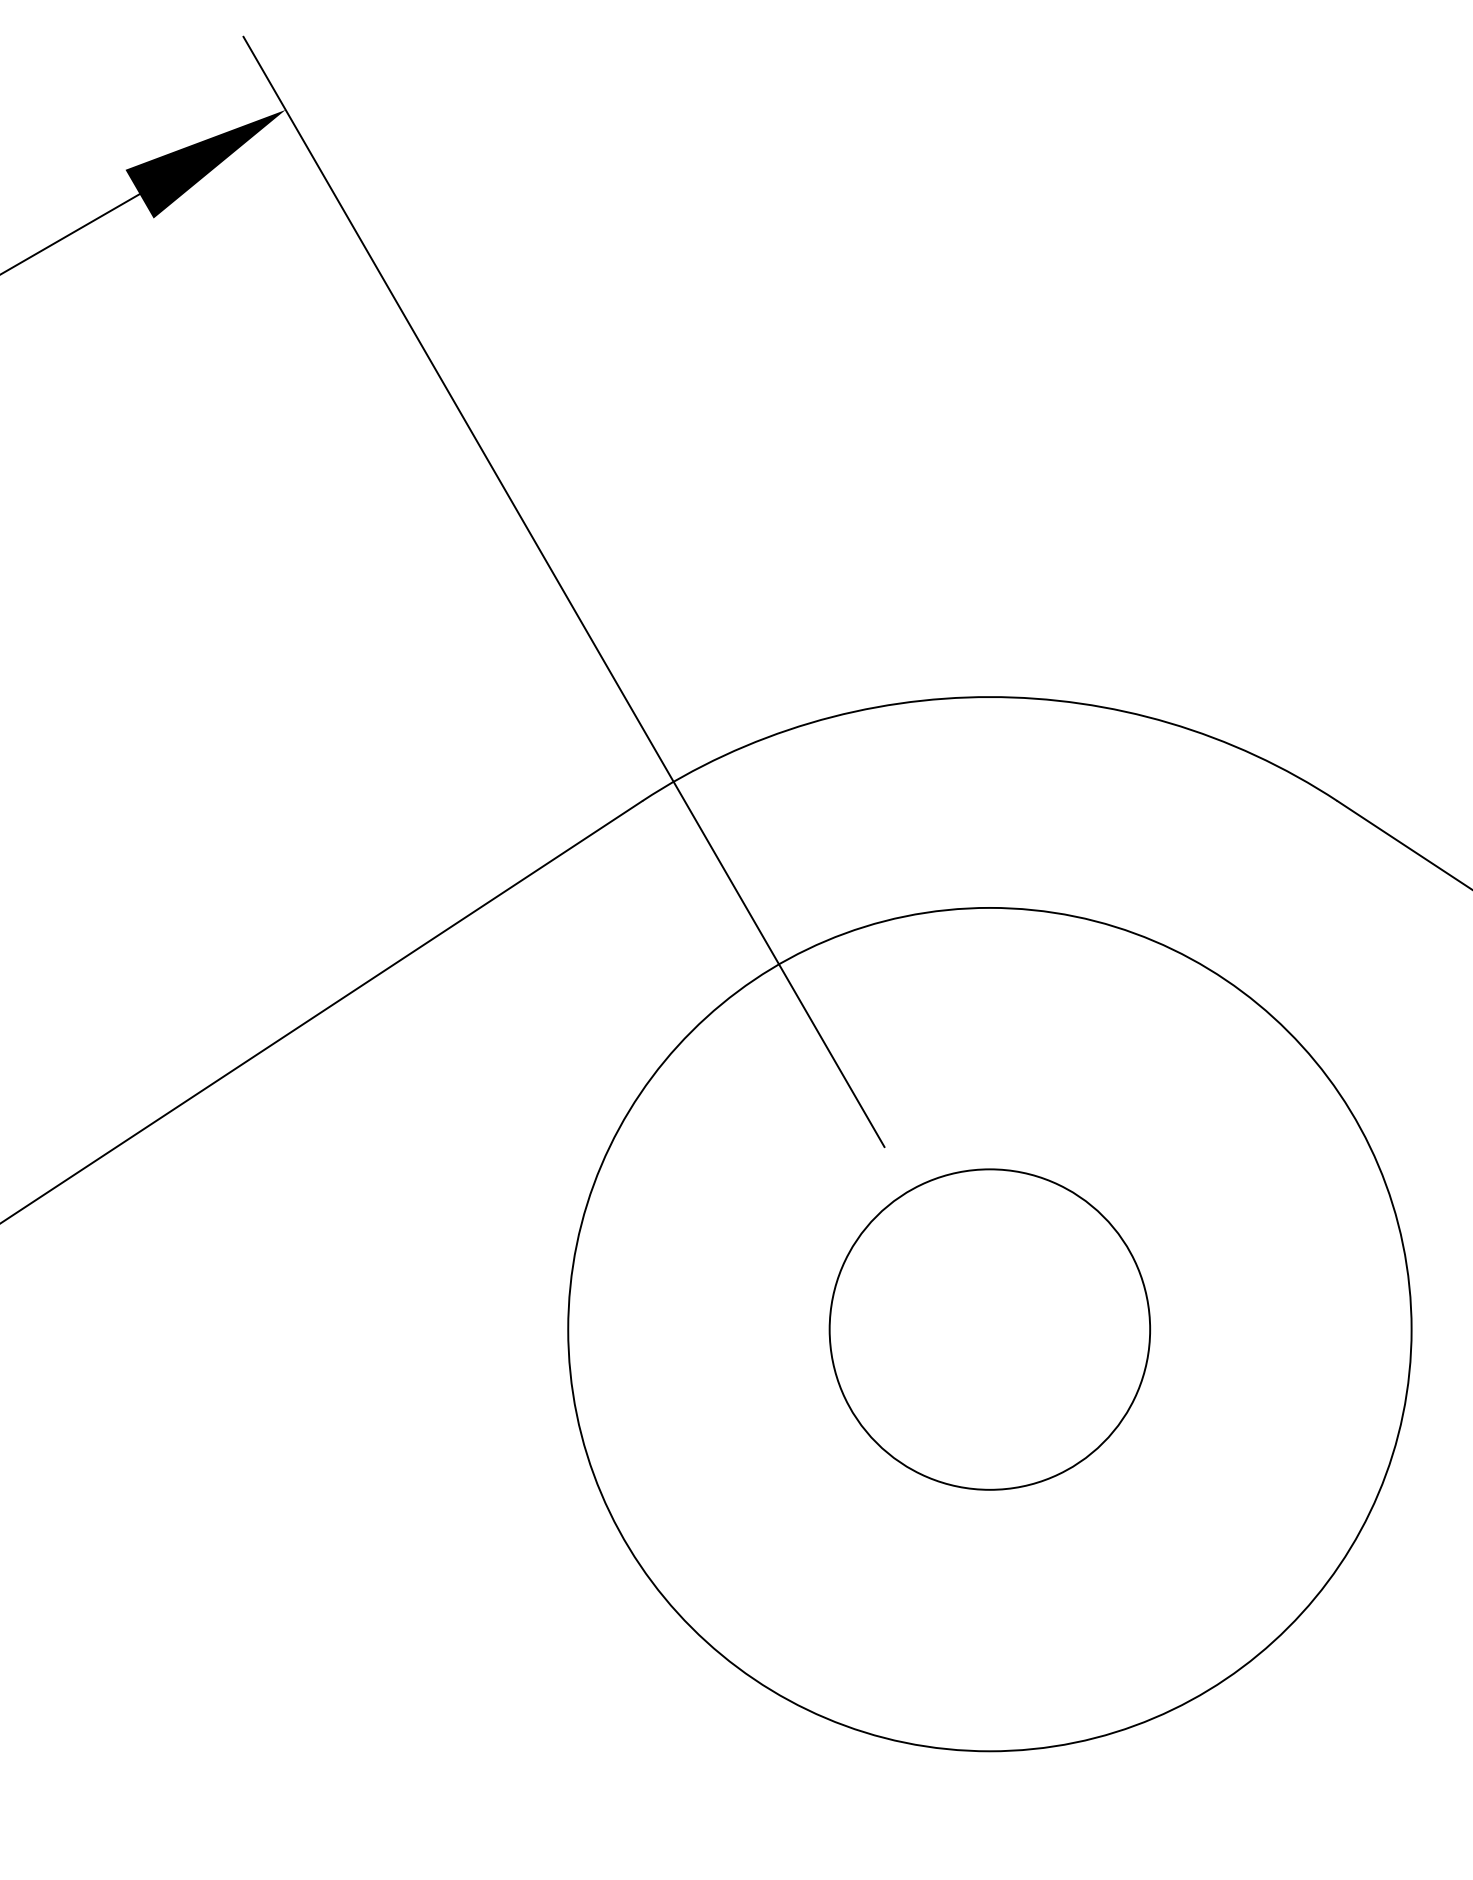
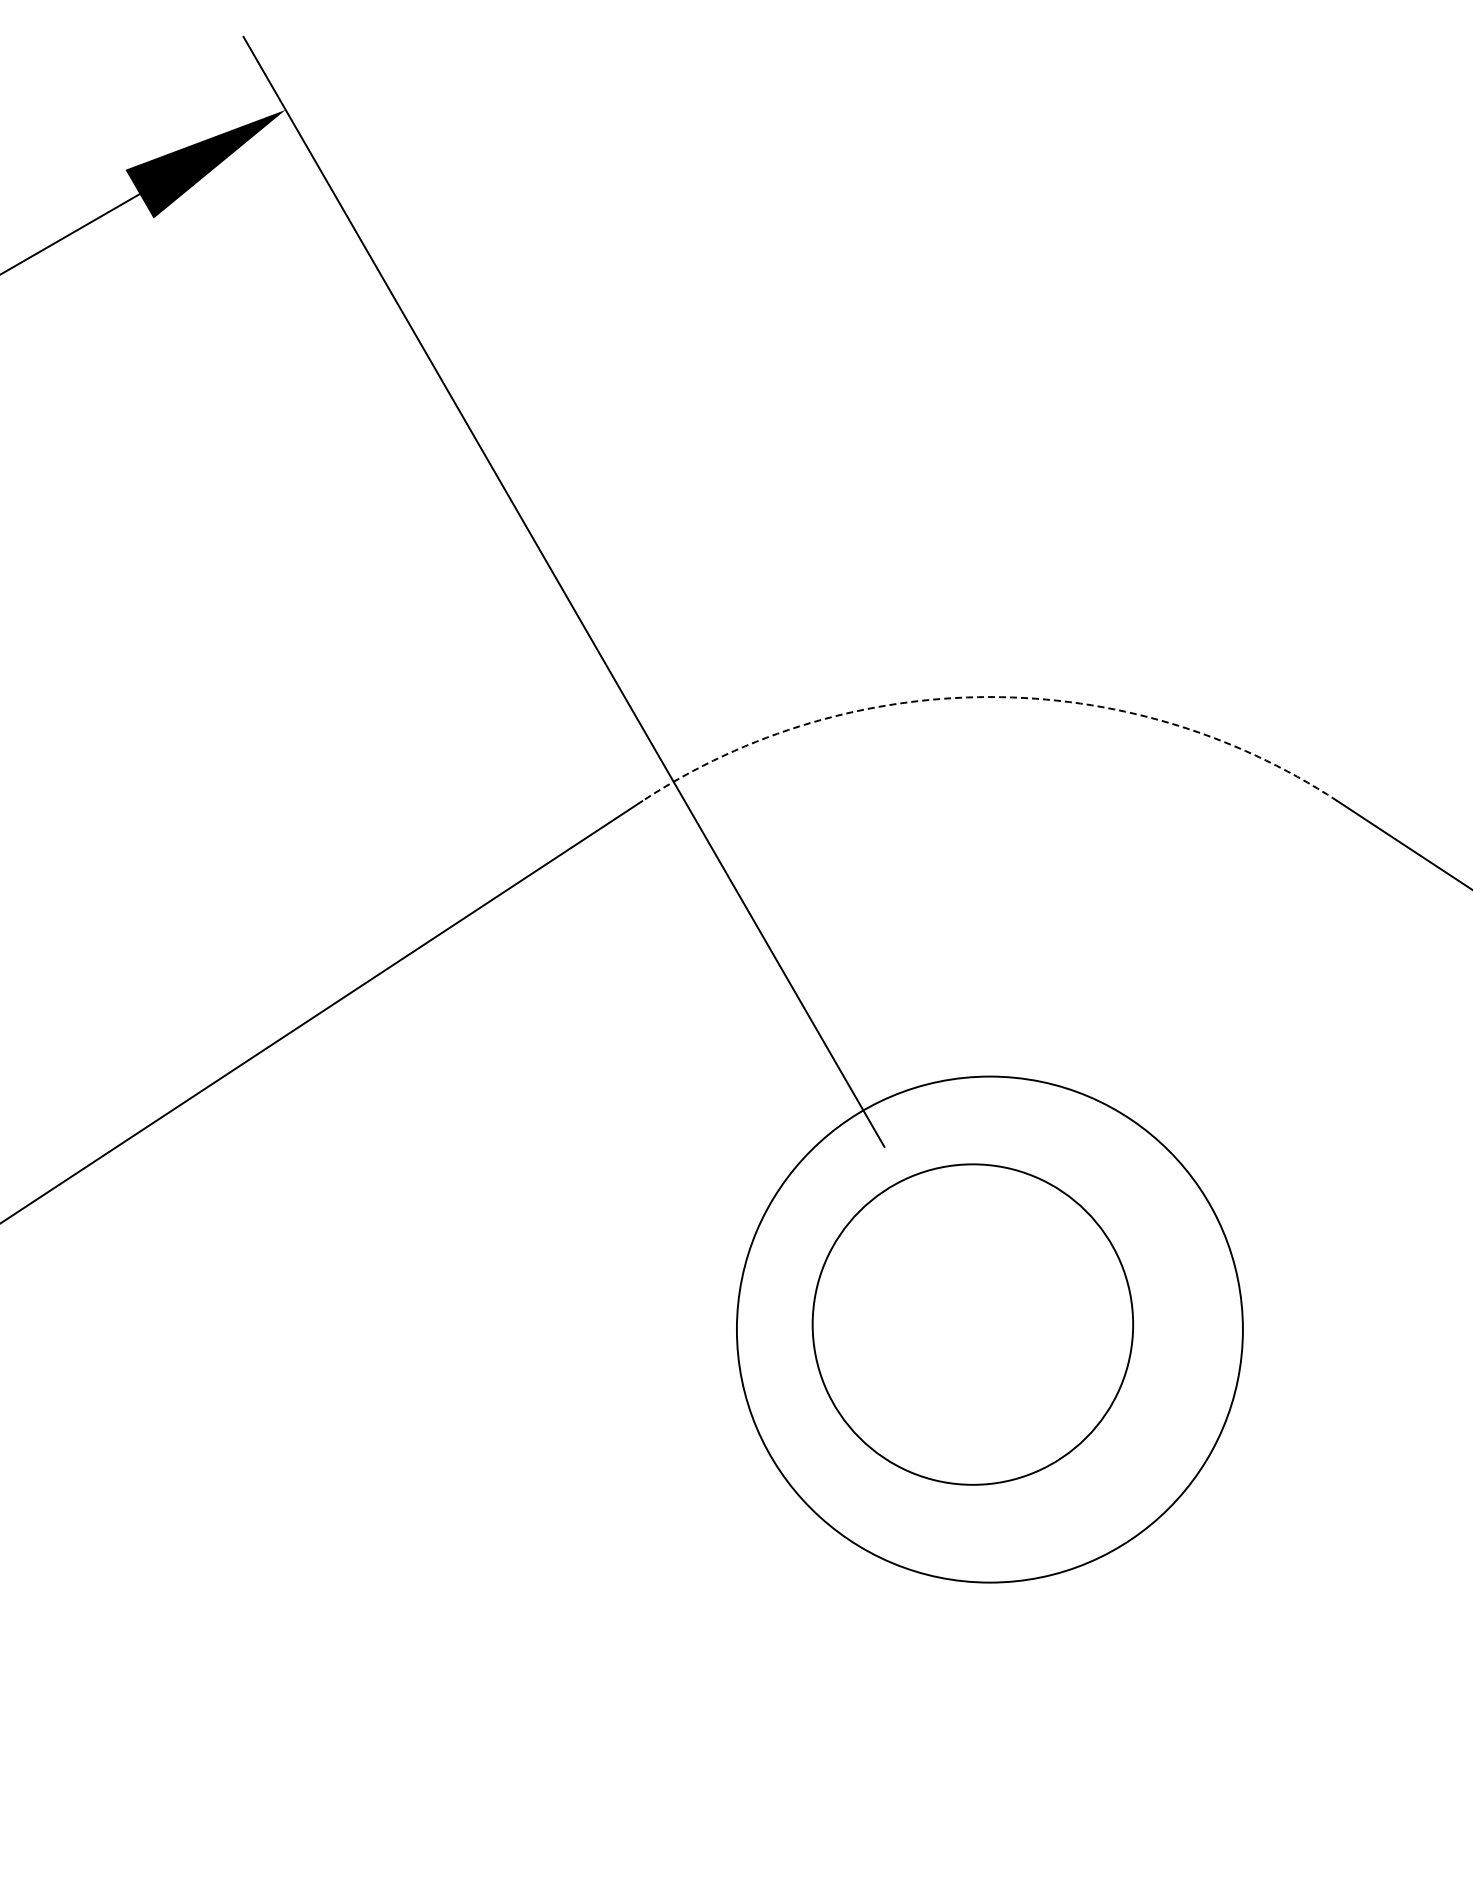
arc: solid -> dashed (989, 697)
circle diameter: 843 px -> 506 px (989, 1329)
circle position: (989, 1329) -> (972, 1324) (972, 1324)
